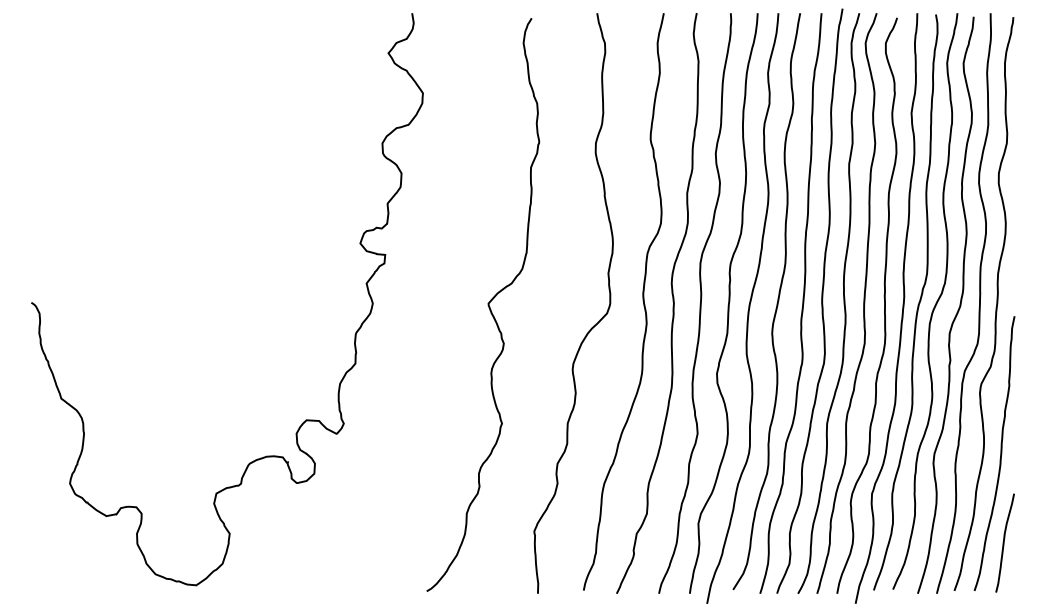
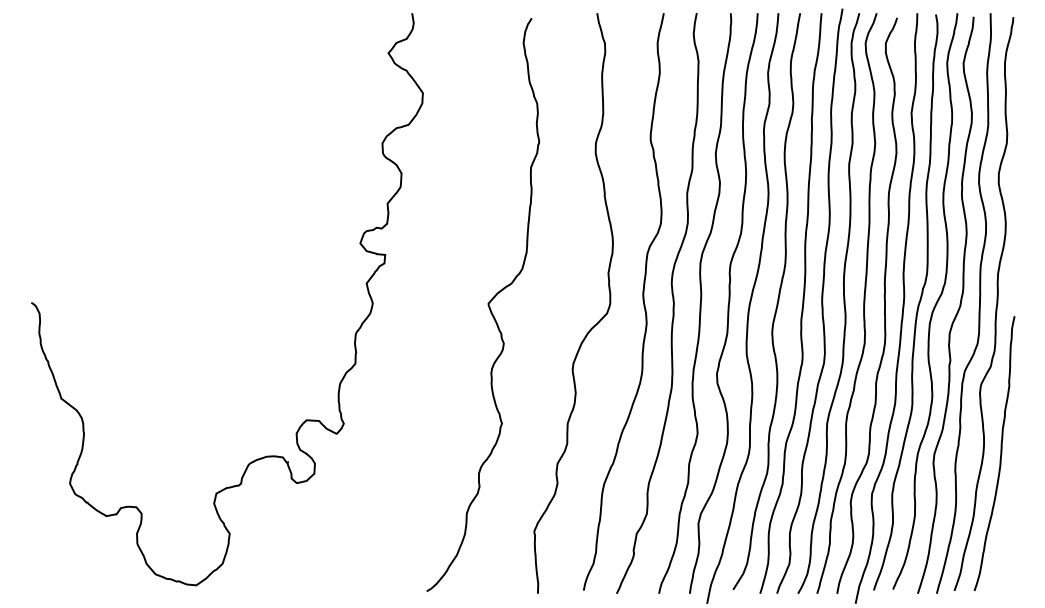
curve: present -> none (1004, 542)
